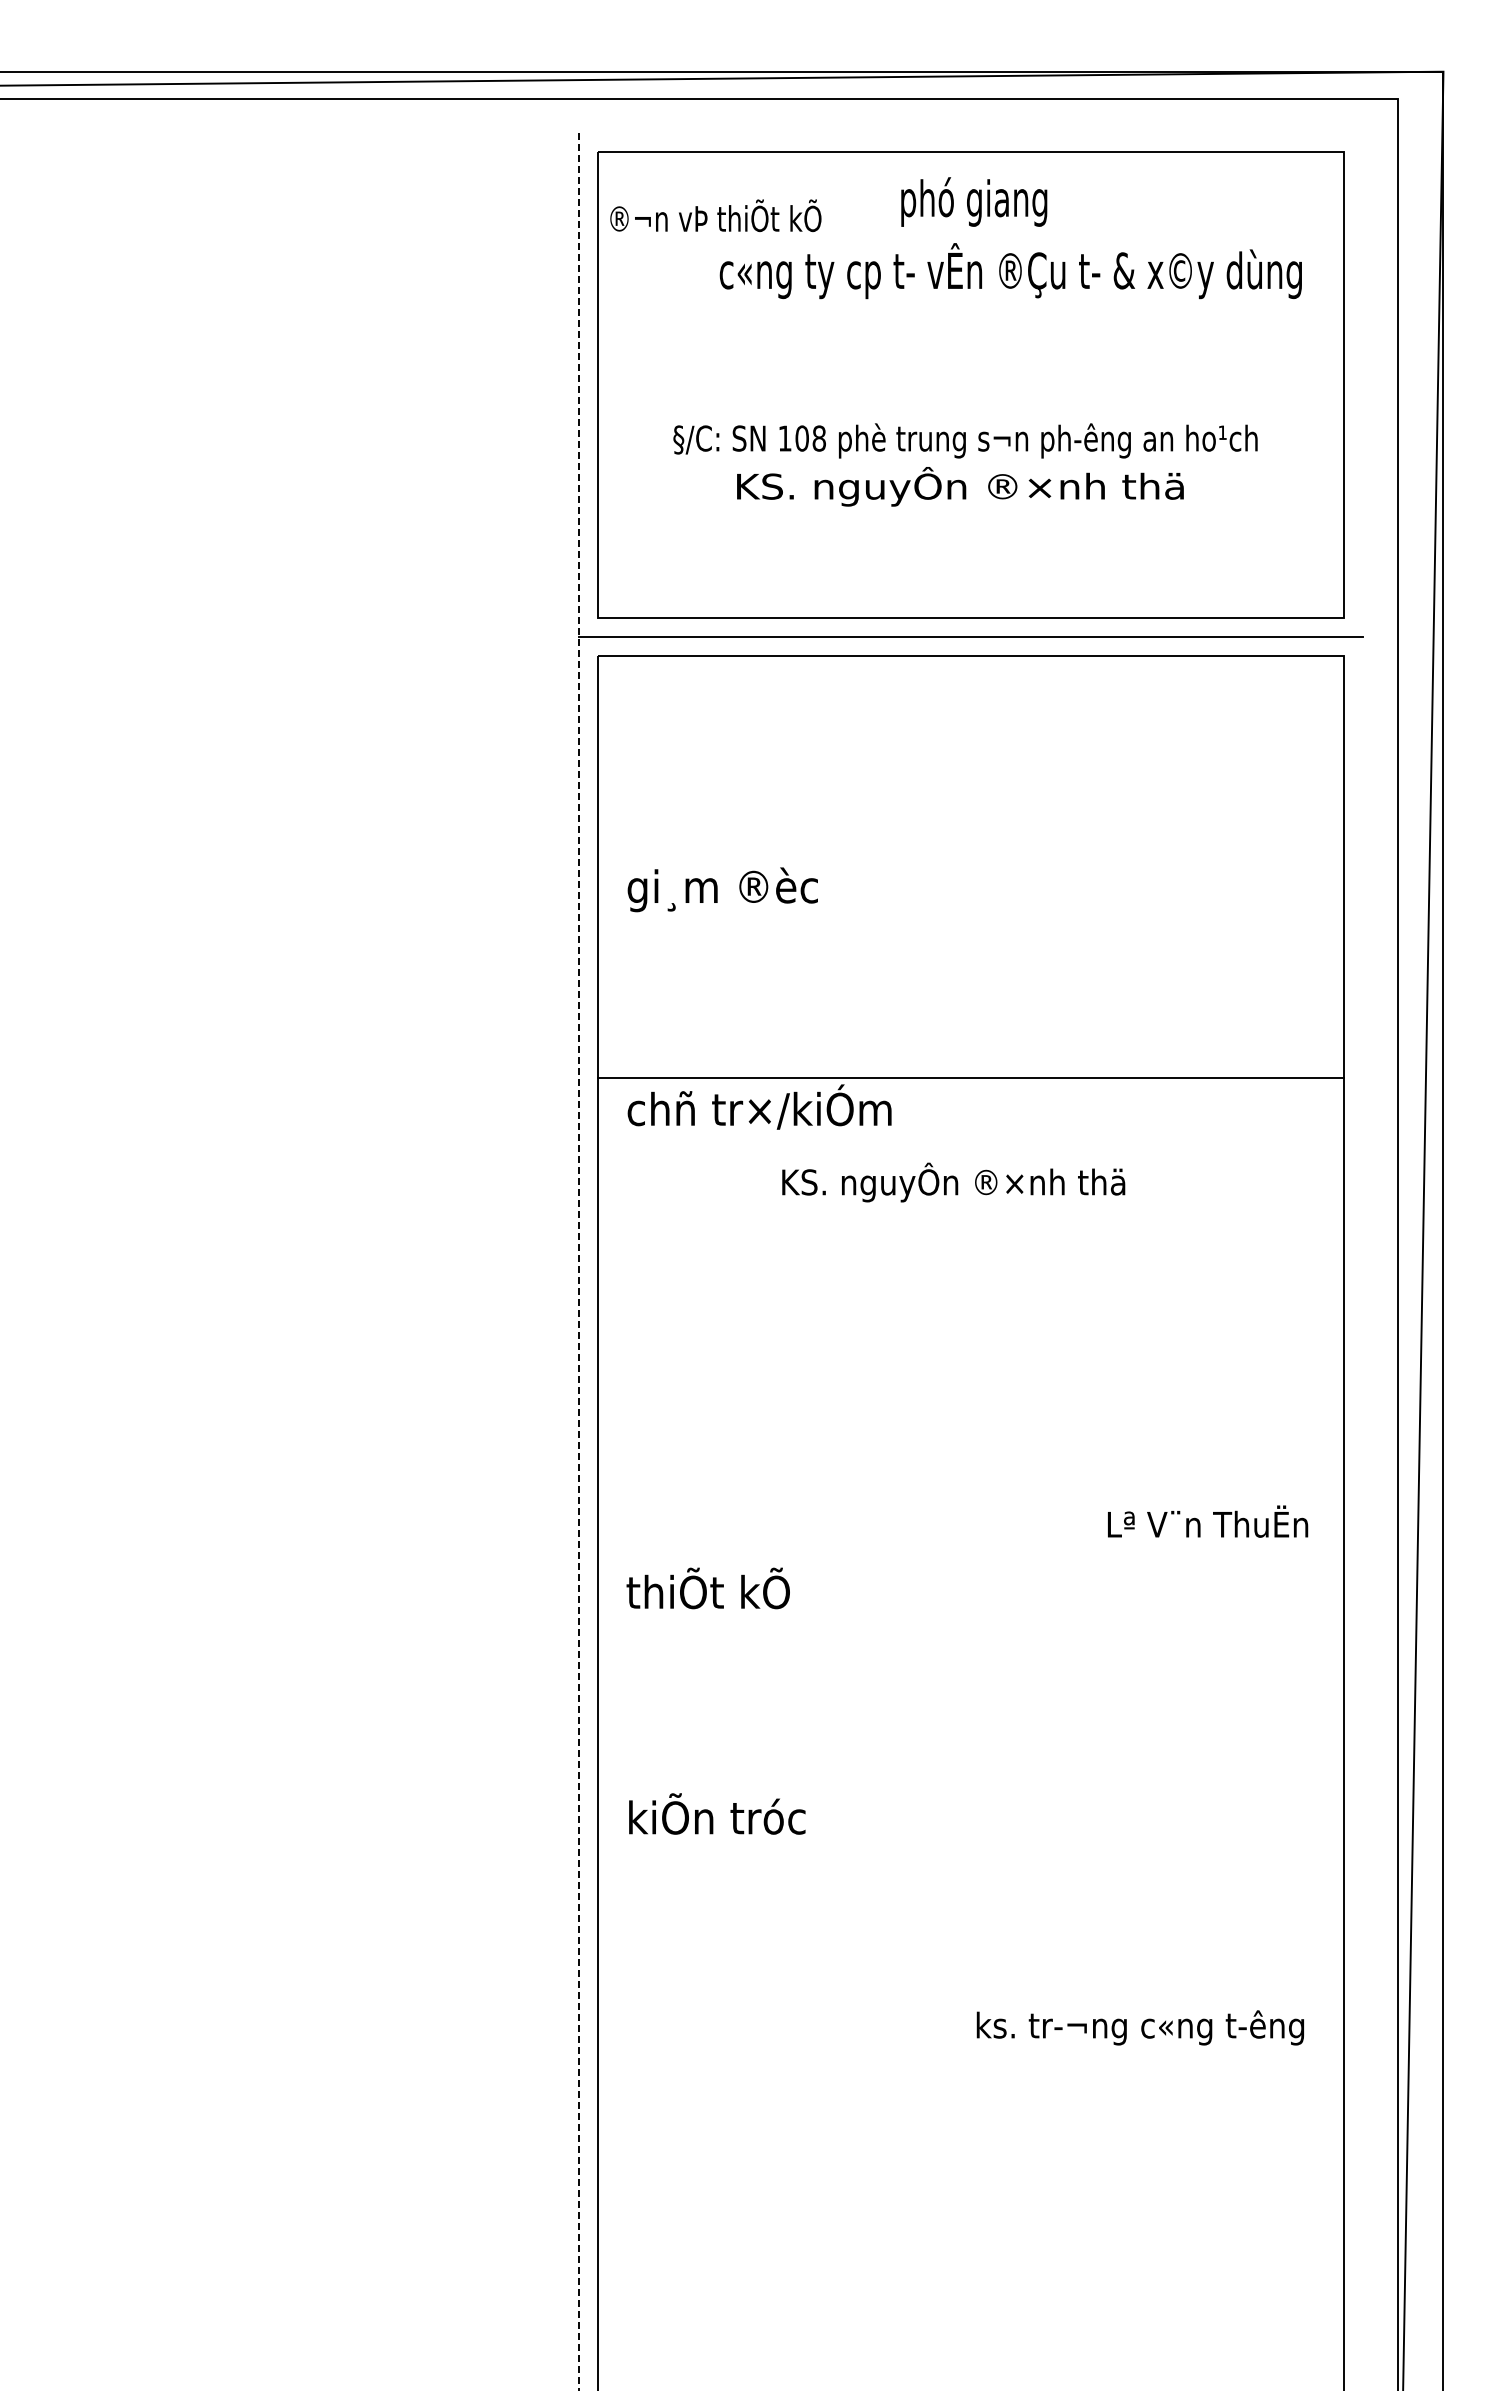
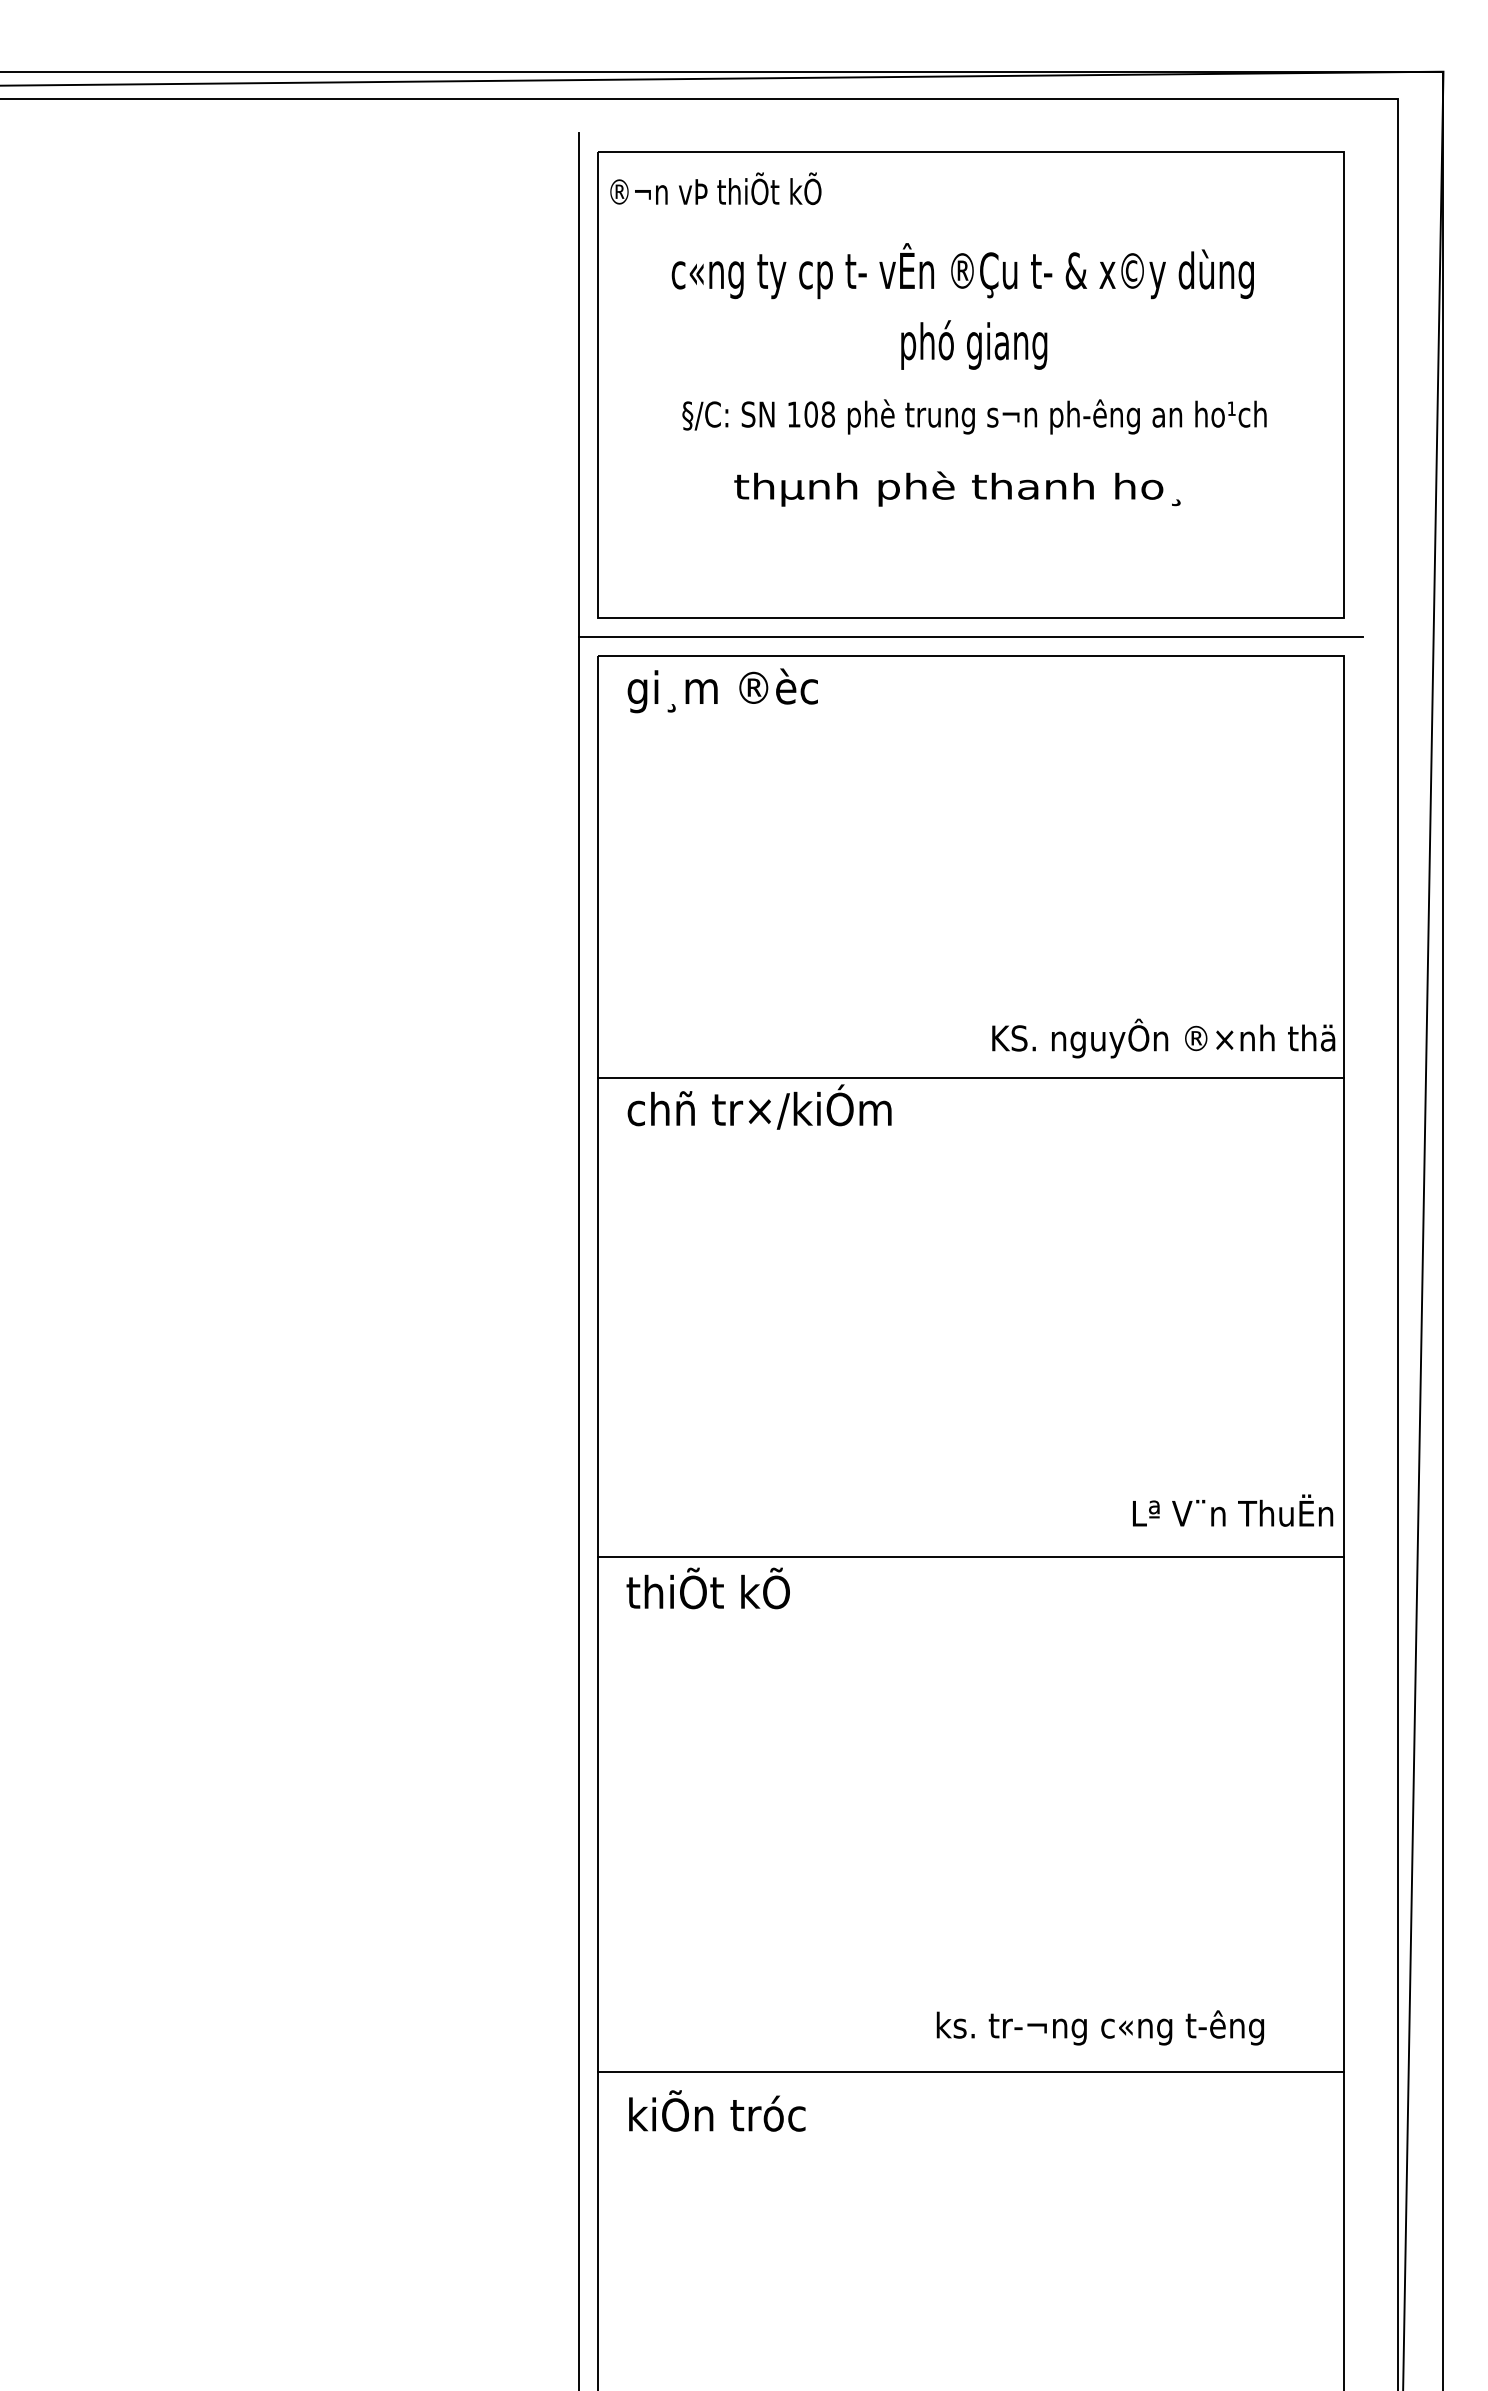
text position: (974, 201) -> (974, 344) (974, 344)
text position: (715, 215) -> (715, 188) (715, 188)
text position: (1010, 271) -> (962, 271) (962, 271)
text position: (965, 440) -> (974, 416) (974, 416)
text: KS. nguyÔn ®×nh thä -> thµnh phè thanh ho¸ (958, 486)
text position: (722, 889) -> (722, 690) (722, 690)
text position: (953, 1182) -> (1163, 1038) (1163, 1038)
line: dashed -> solid (578, 1262)
text position: (1208, 1521) -> (1233, 1510) (1233, 1510)
line: none -> present (970, 1557)
text position: (717, 1813) -> (717, 2110) (717, 2110)
text position: (1139, 2027) -> (1099, 2027) (1099, 2027)
line: none -> present (970, 2071)
